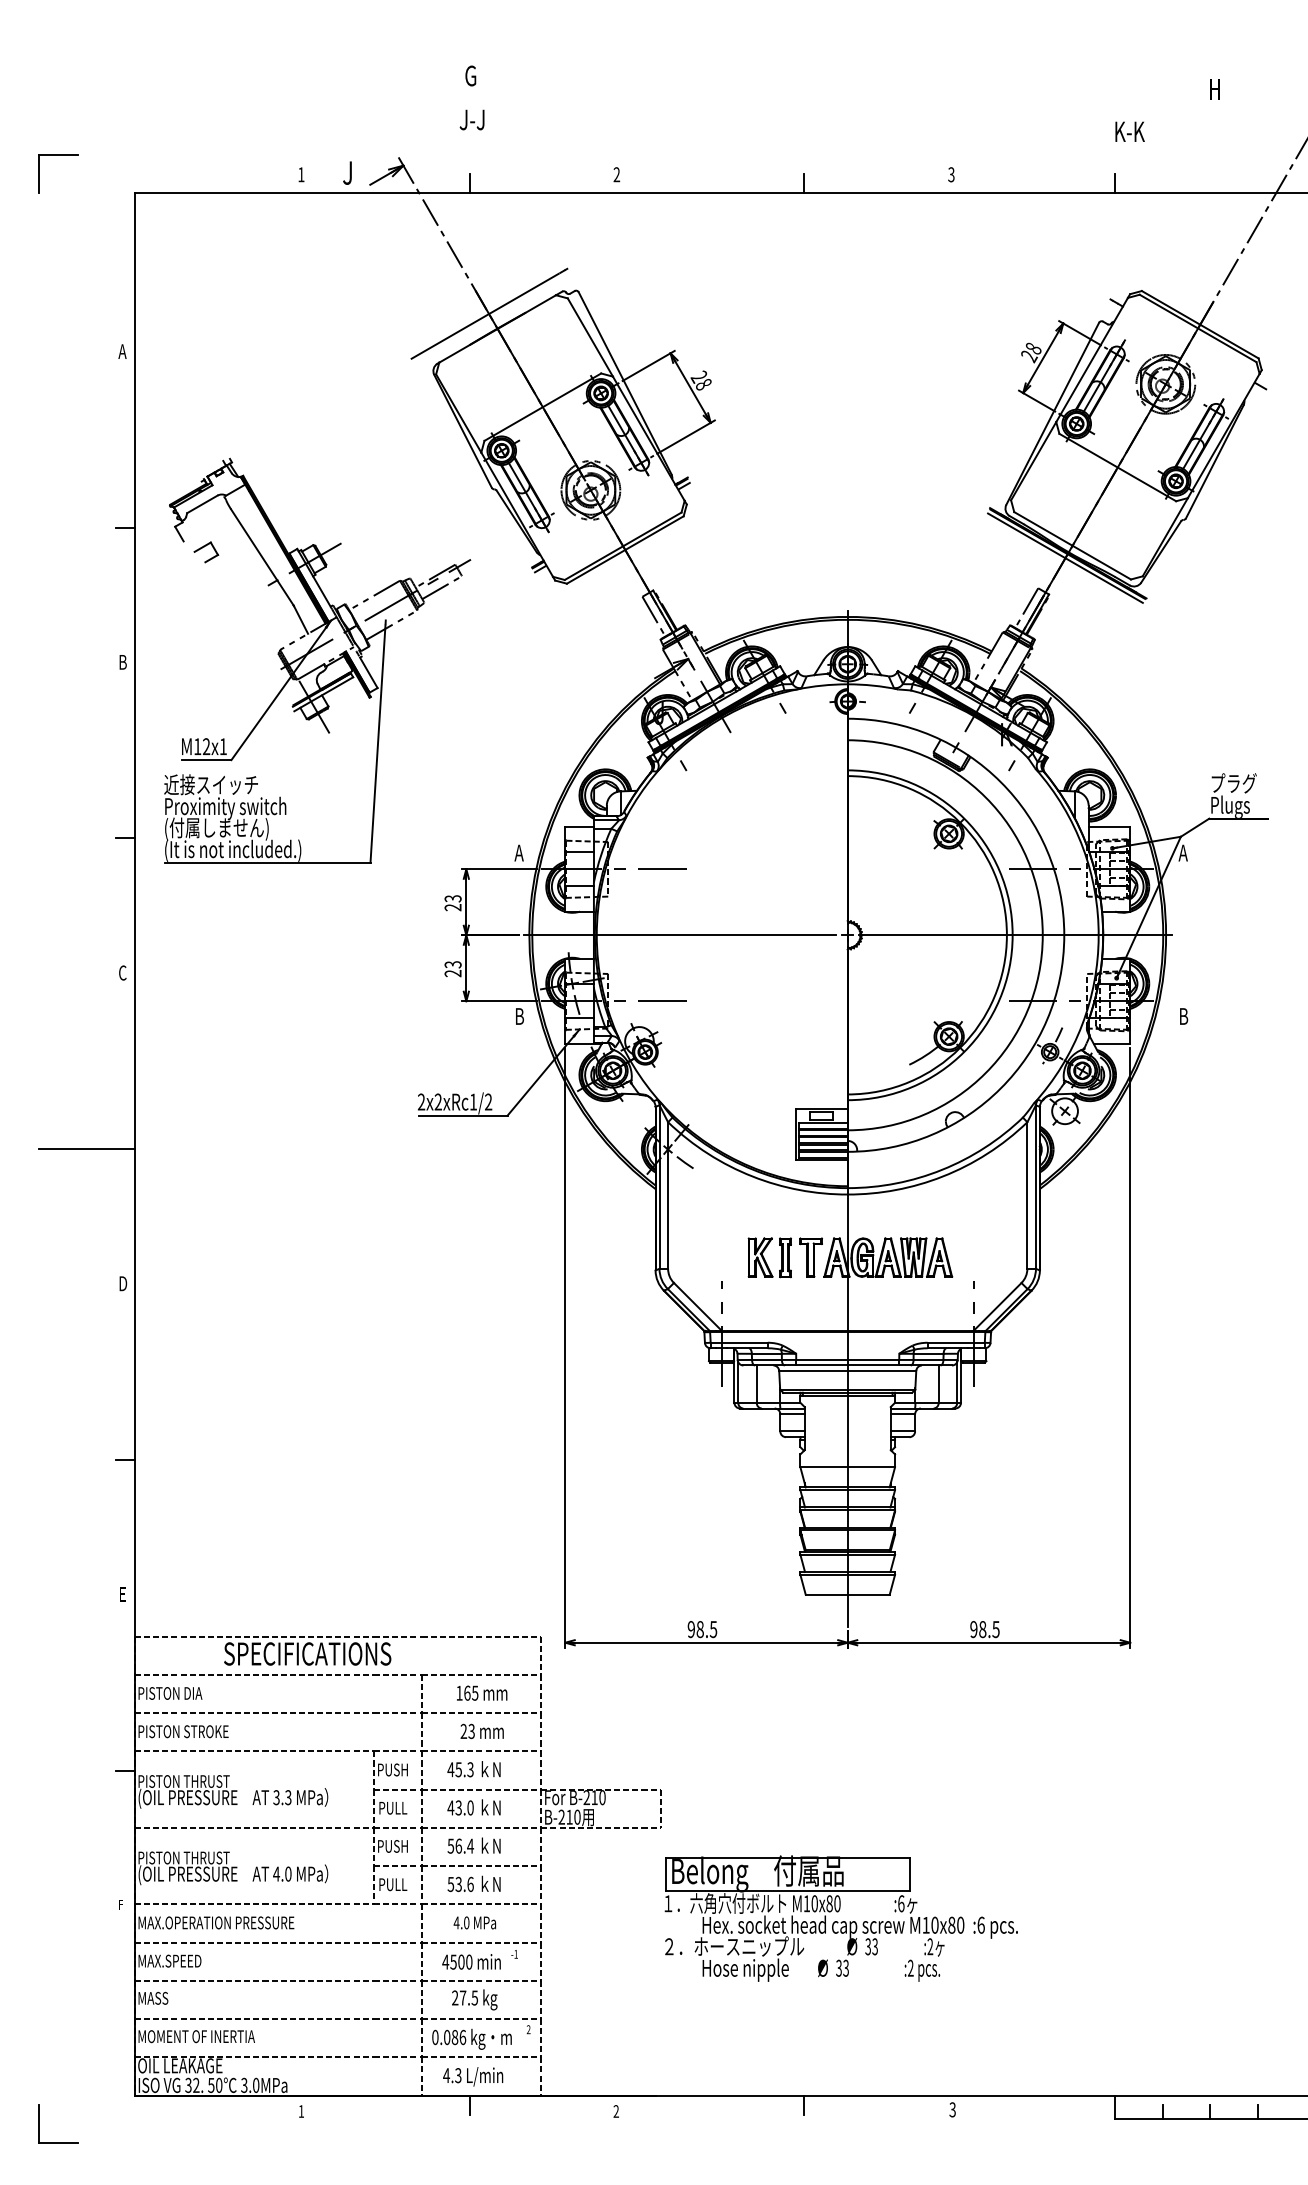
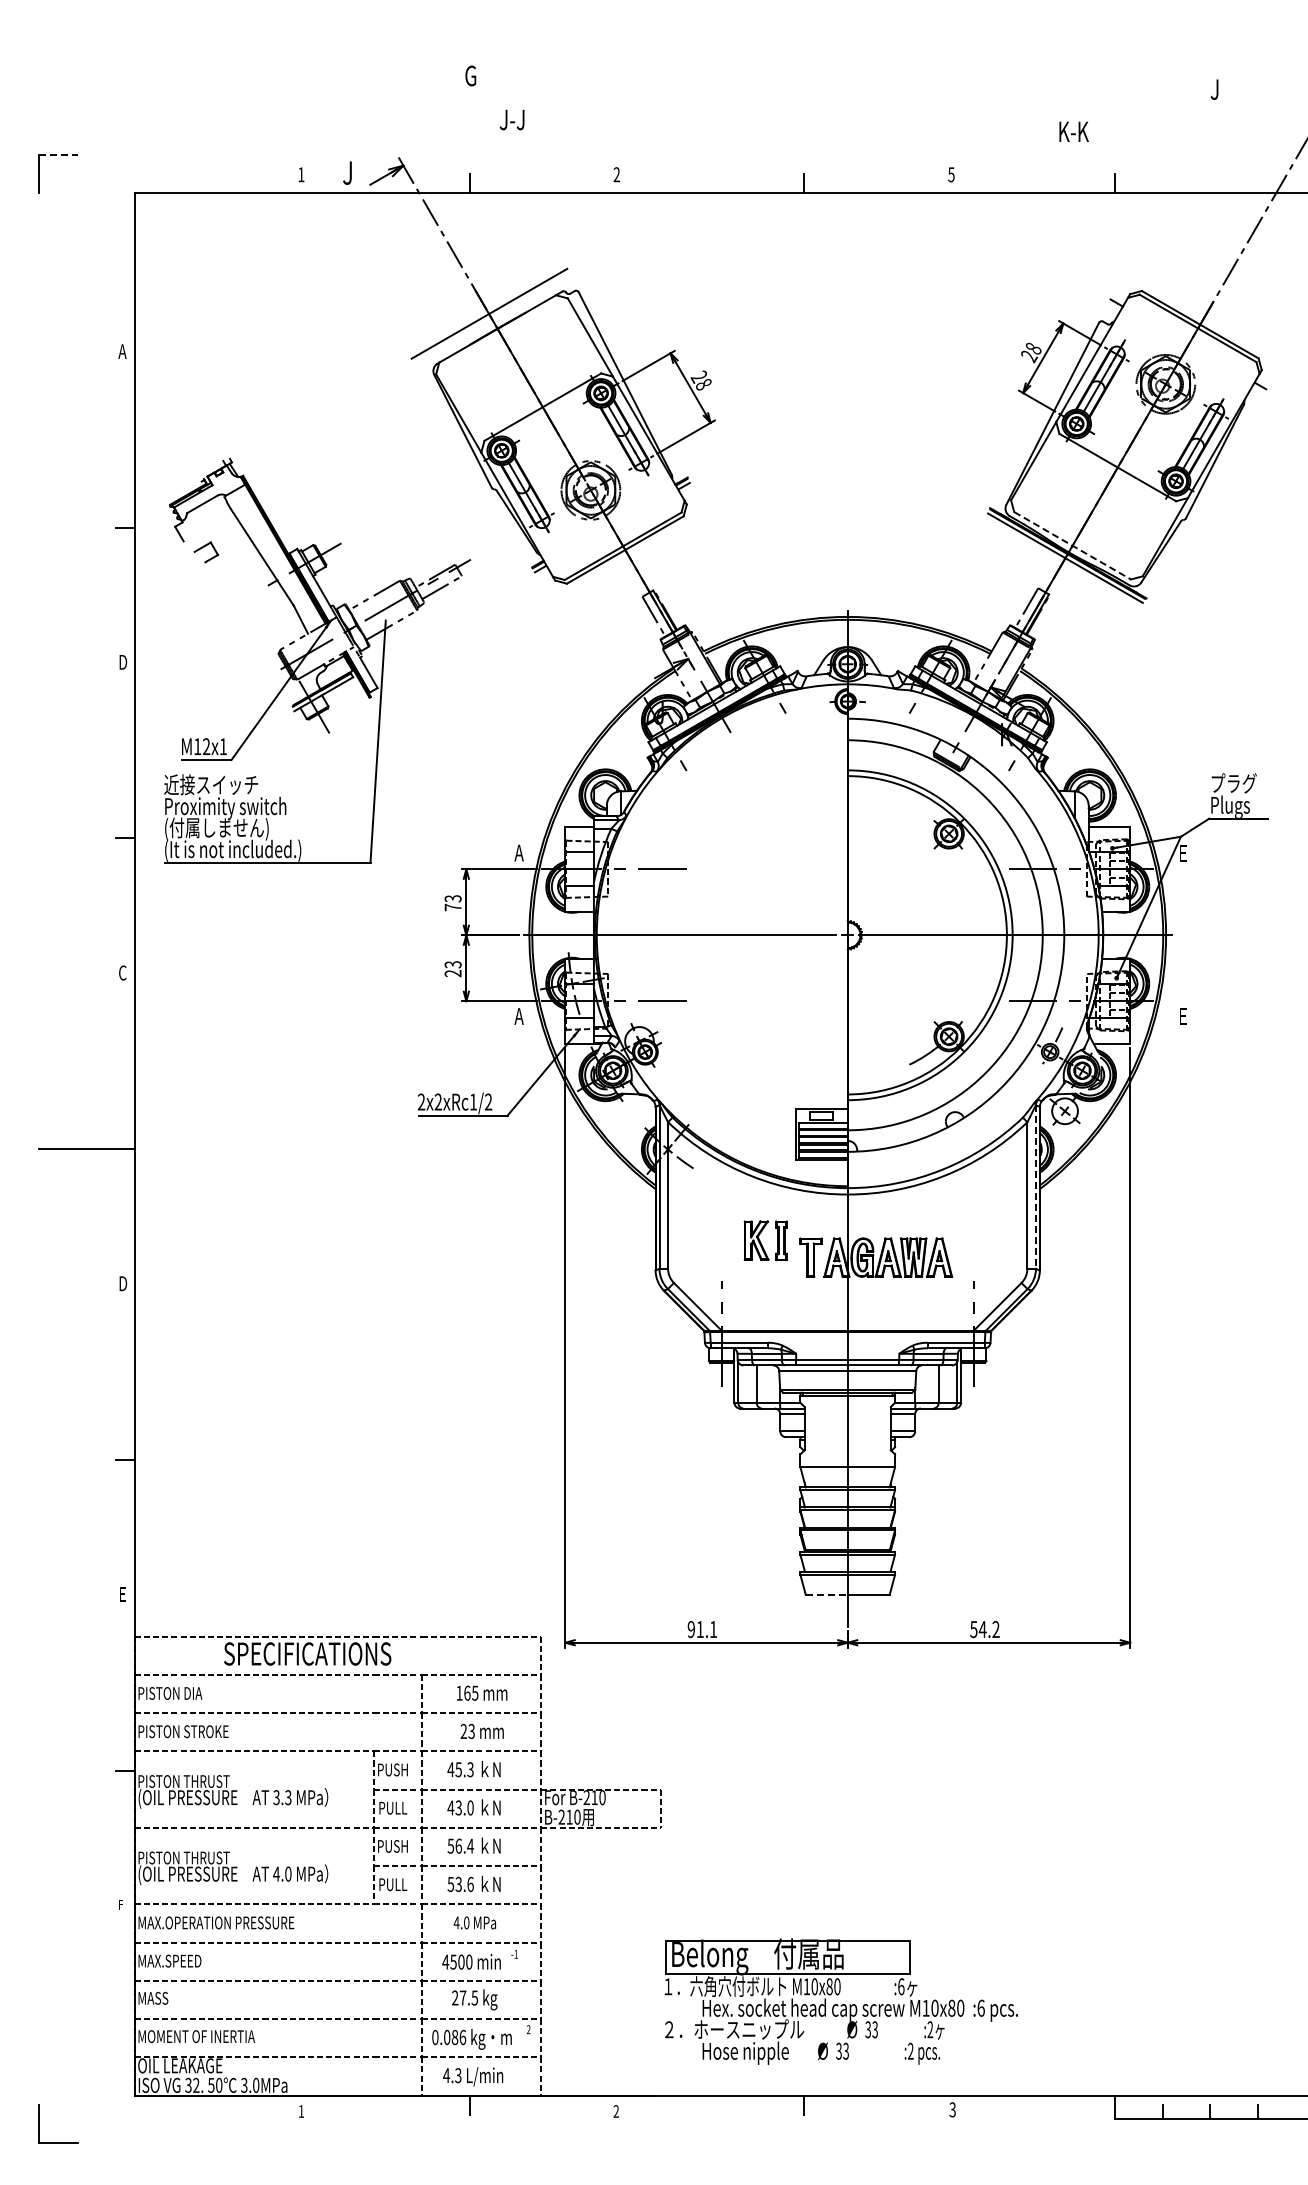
text: H -> J (1214, 89)
text position: (471, 119) -> (511, 119) (511, 119)
text position: (1129, 131) -> (1073, 131) (1073, 131)
line: solid -> dashed (58, 154)
text: 3 -> 5 (951, 174)
line: solid -> dashed (1073, 546)
text: B -> D (124, 662)
text: A -> E (1182, 852)
text: 23 -> 73 (452, 907)
text: B -> A (518, 1016)
text: B -> E (1184, 1016)
line: solid -> dashed (1035, 1187)
part position: (769, 1257) -> (765, 1240) (765, 1240)
line: solid -> dashed (826, 1594)
text: 98.5 -> 91.1 (706, 1629)
text: 98.5 -> 54.2 (984, 1629)
part position: (840, 1918) -> (840, 2001) (840, 2001)
